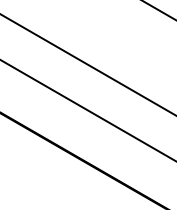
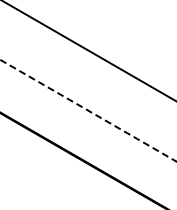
line: present -> none (158, 10)
line position: (87, 64) -> (88, 50) (88, 50)
line: solid -> dashed (88, 110)
